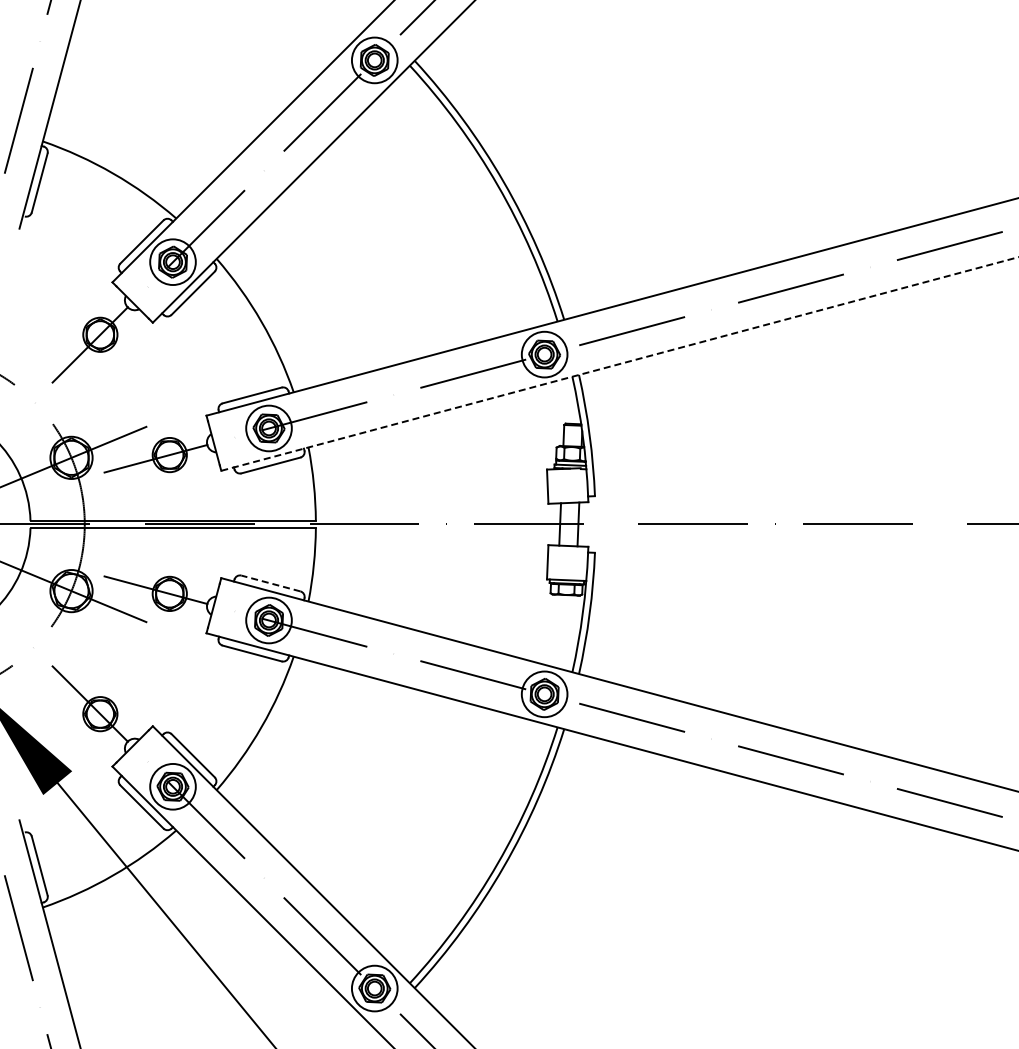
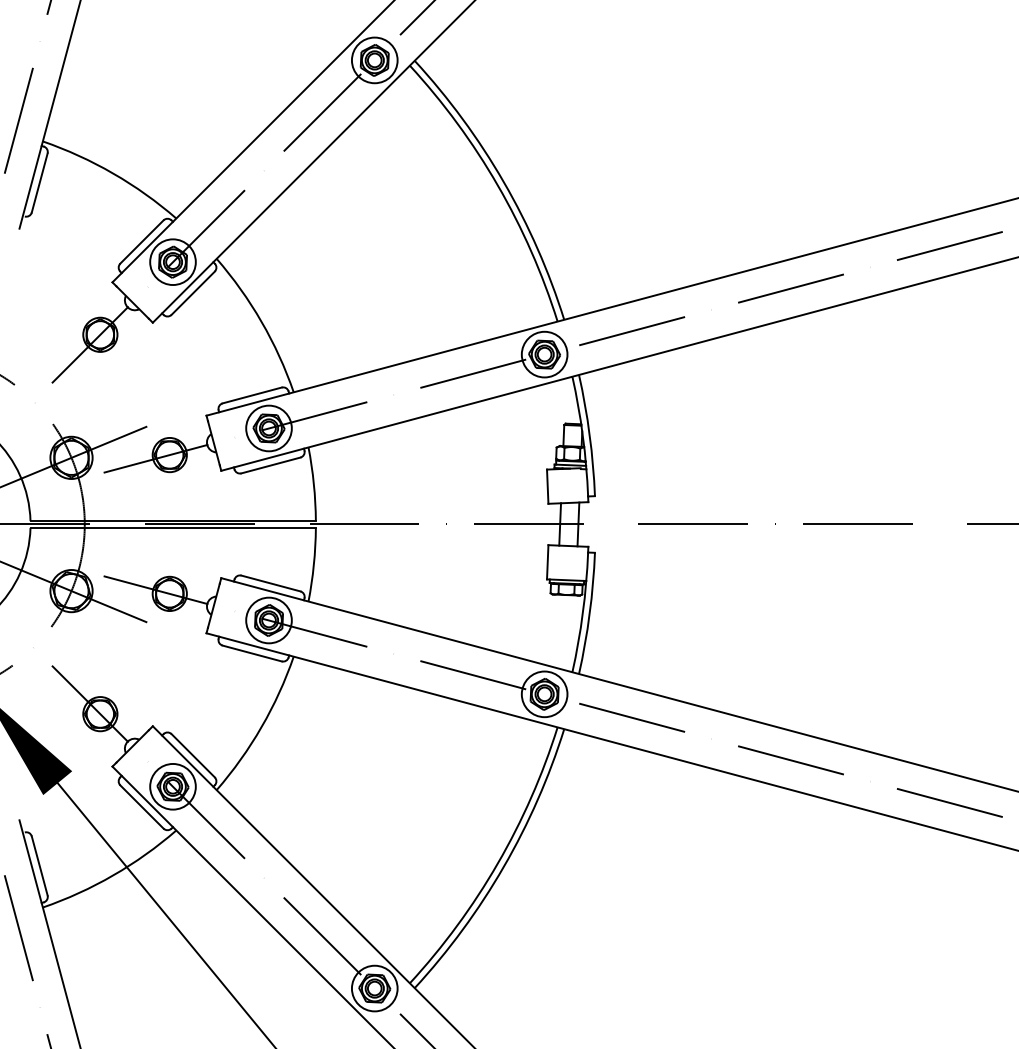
line: dashed -> solid (620, 363)
line: dashed -> solid (270, 583)
